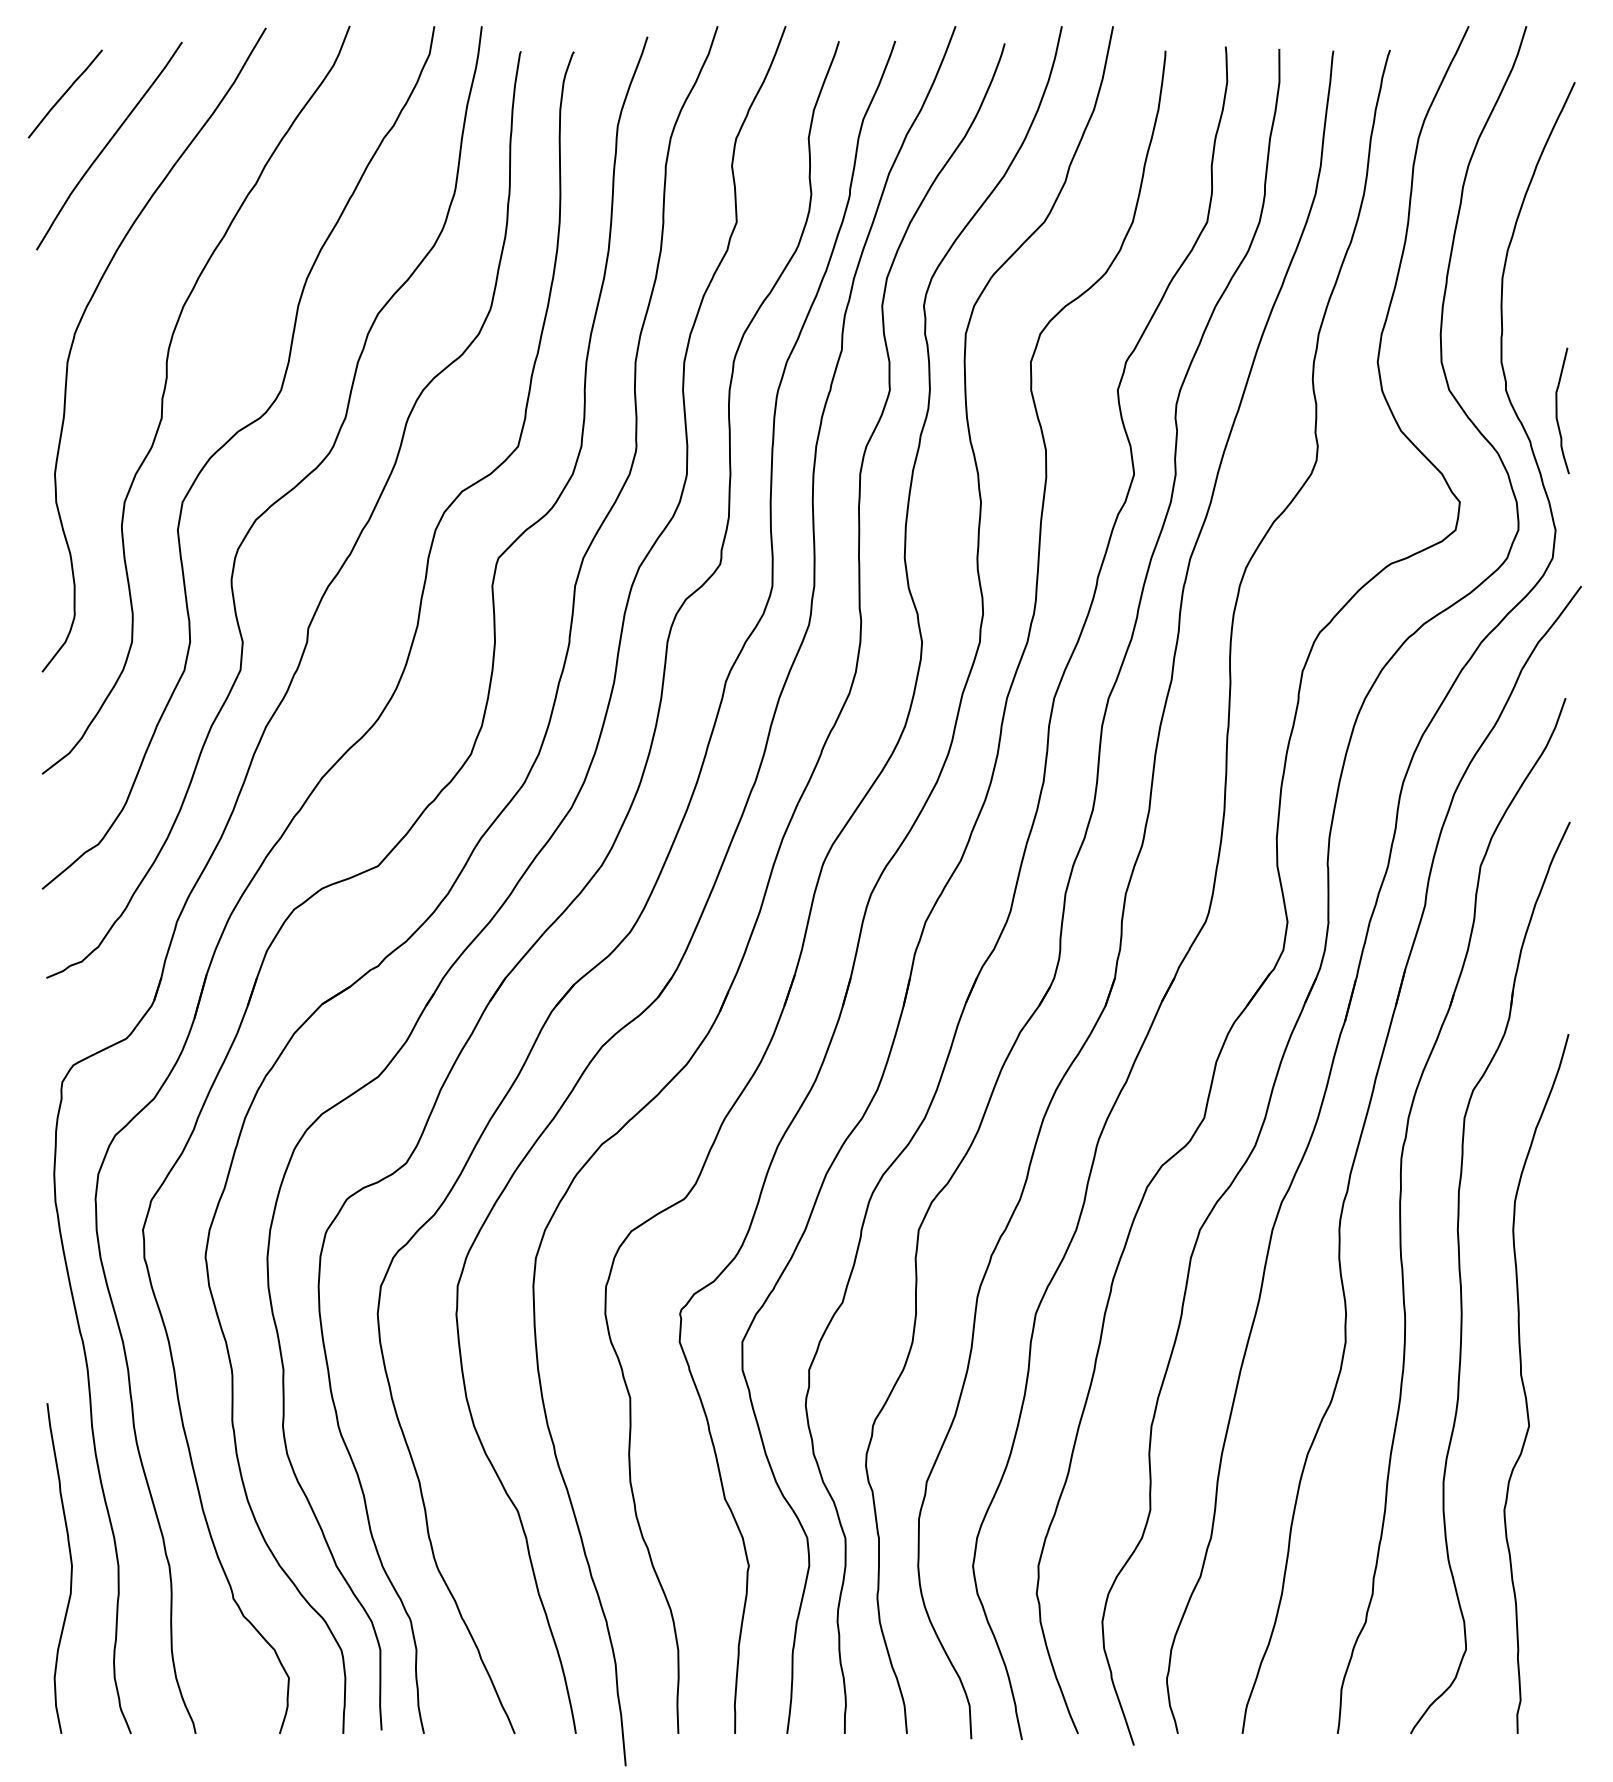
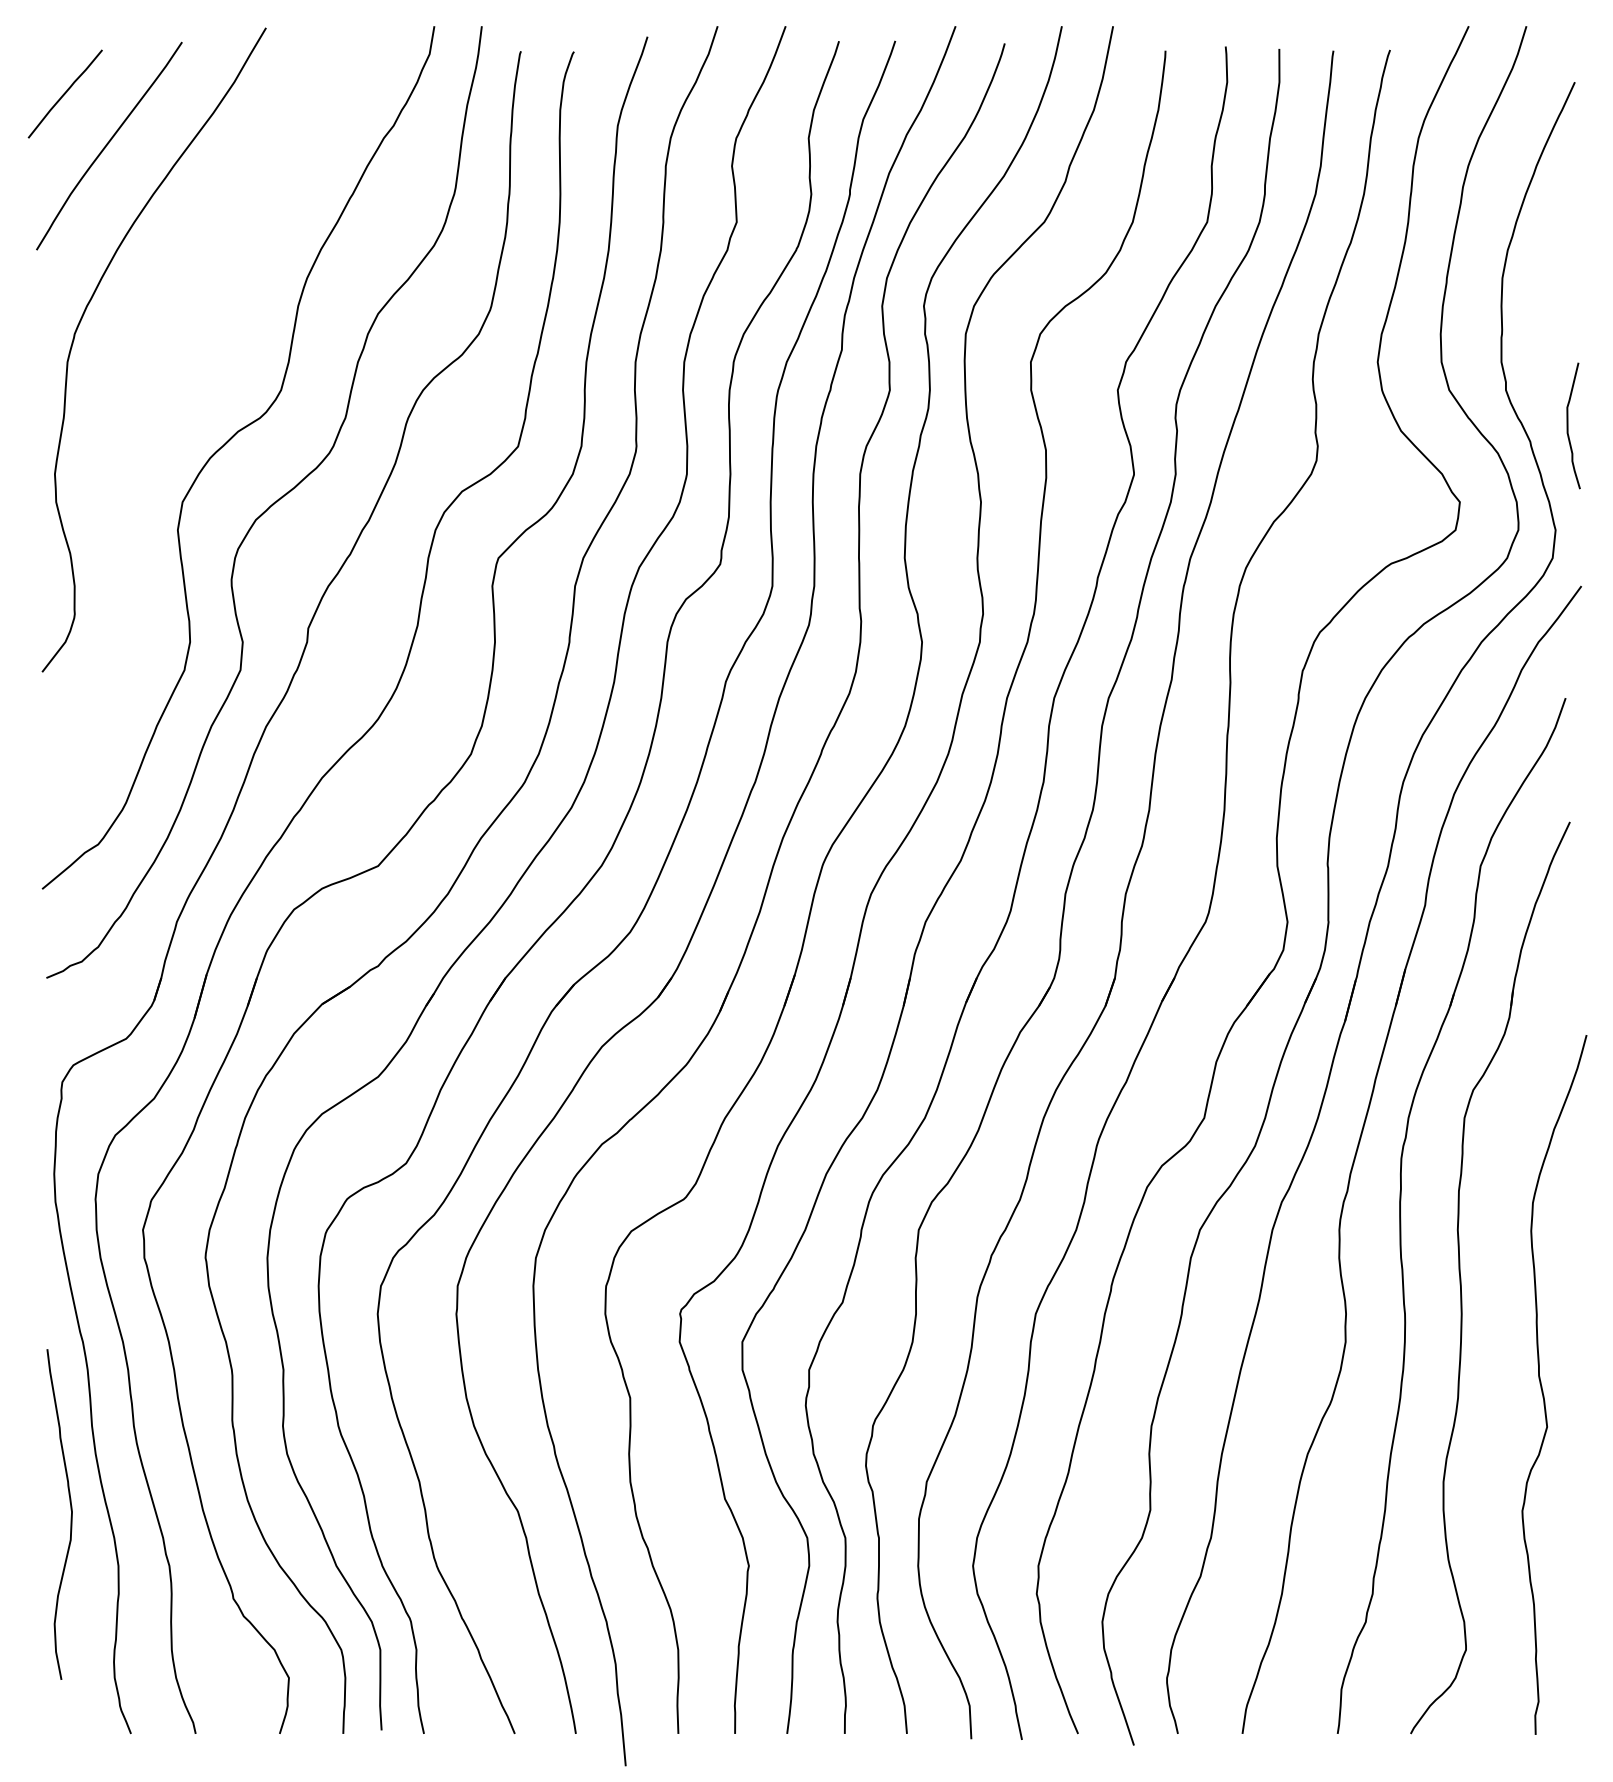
curve: present -> none (165, 391)
curve position: (1557, 410) -> (1568, 425) (1568, 425)
curve position: (1524, 1385) -> (1542, 1386) (1542, 1386)
curve position: (70, 1570) -> (70, 1516) (70, 1516)
